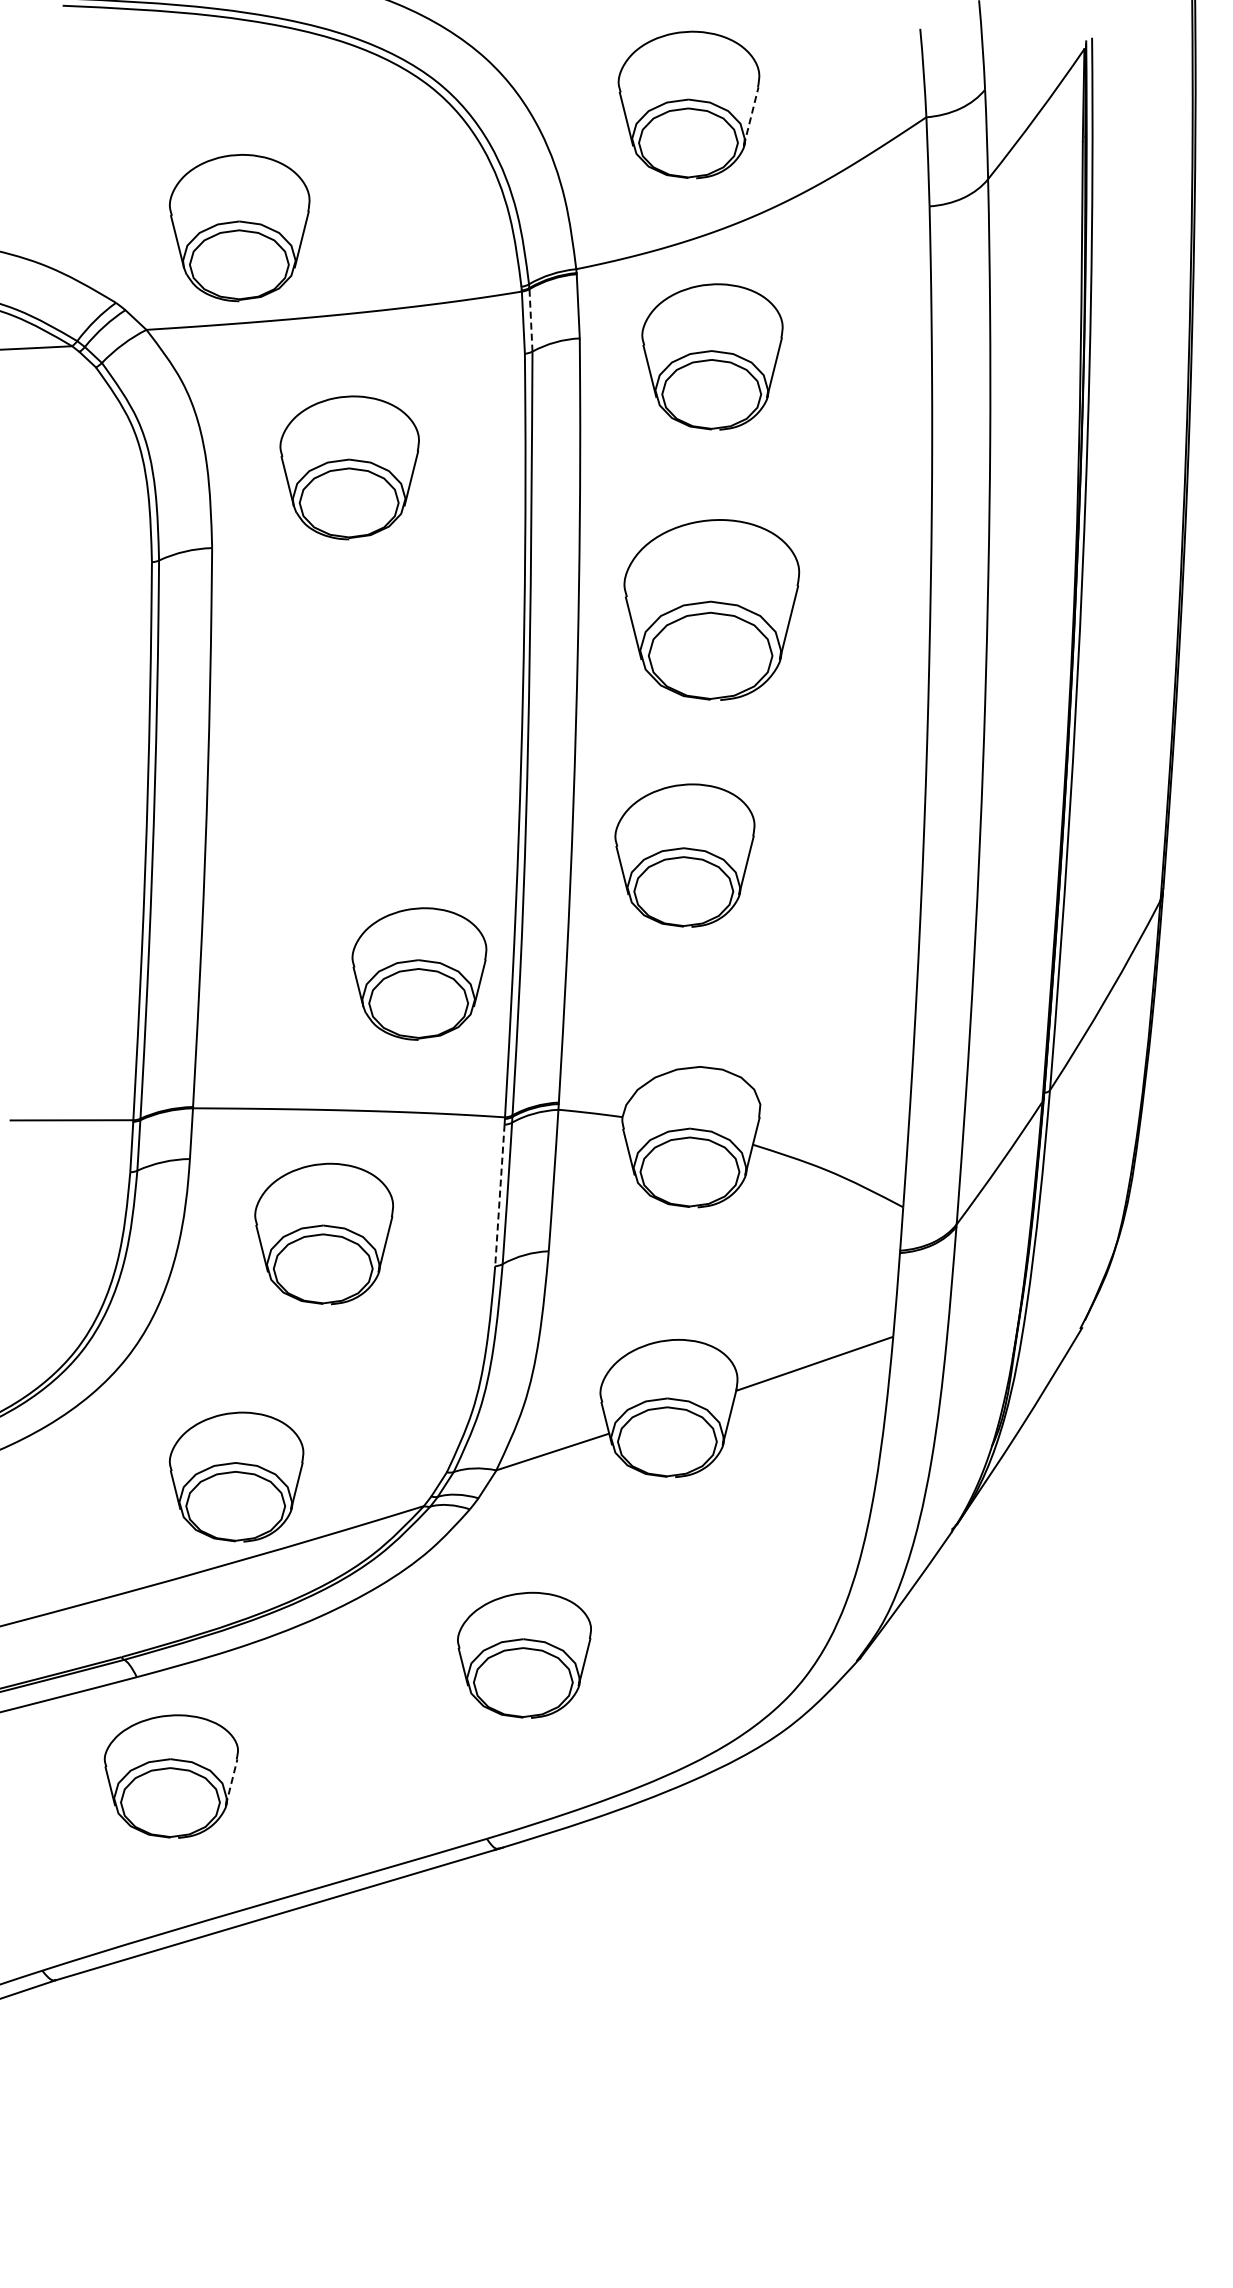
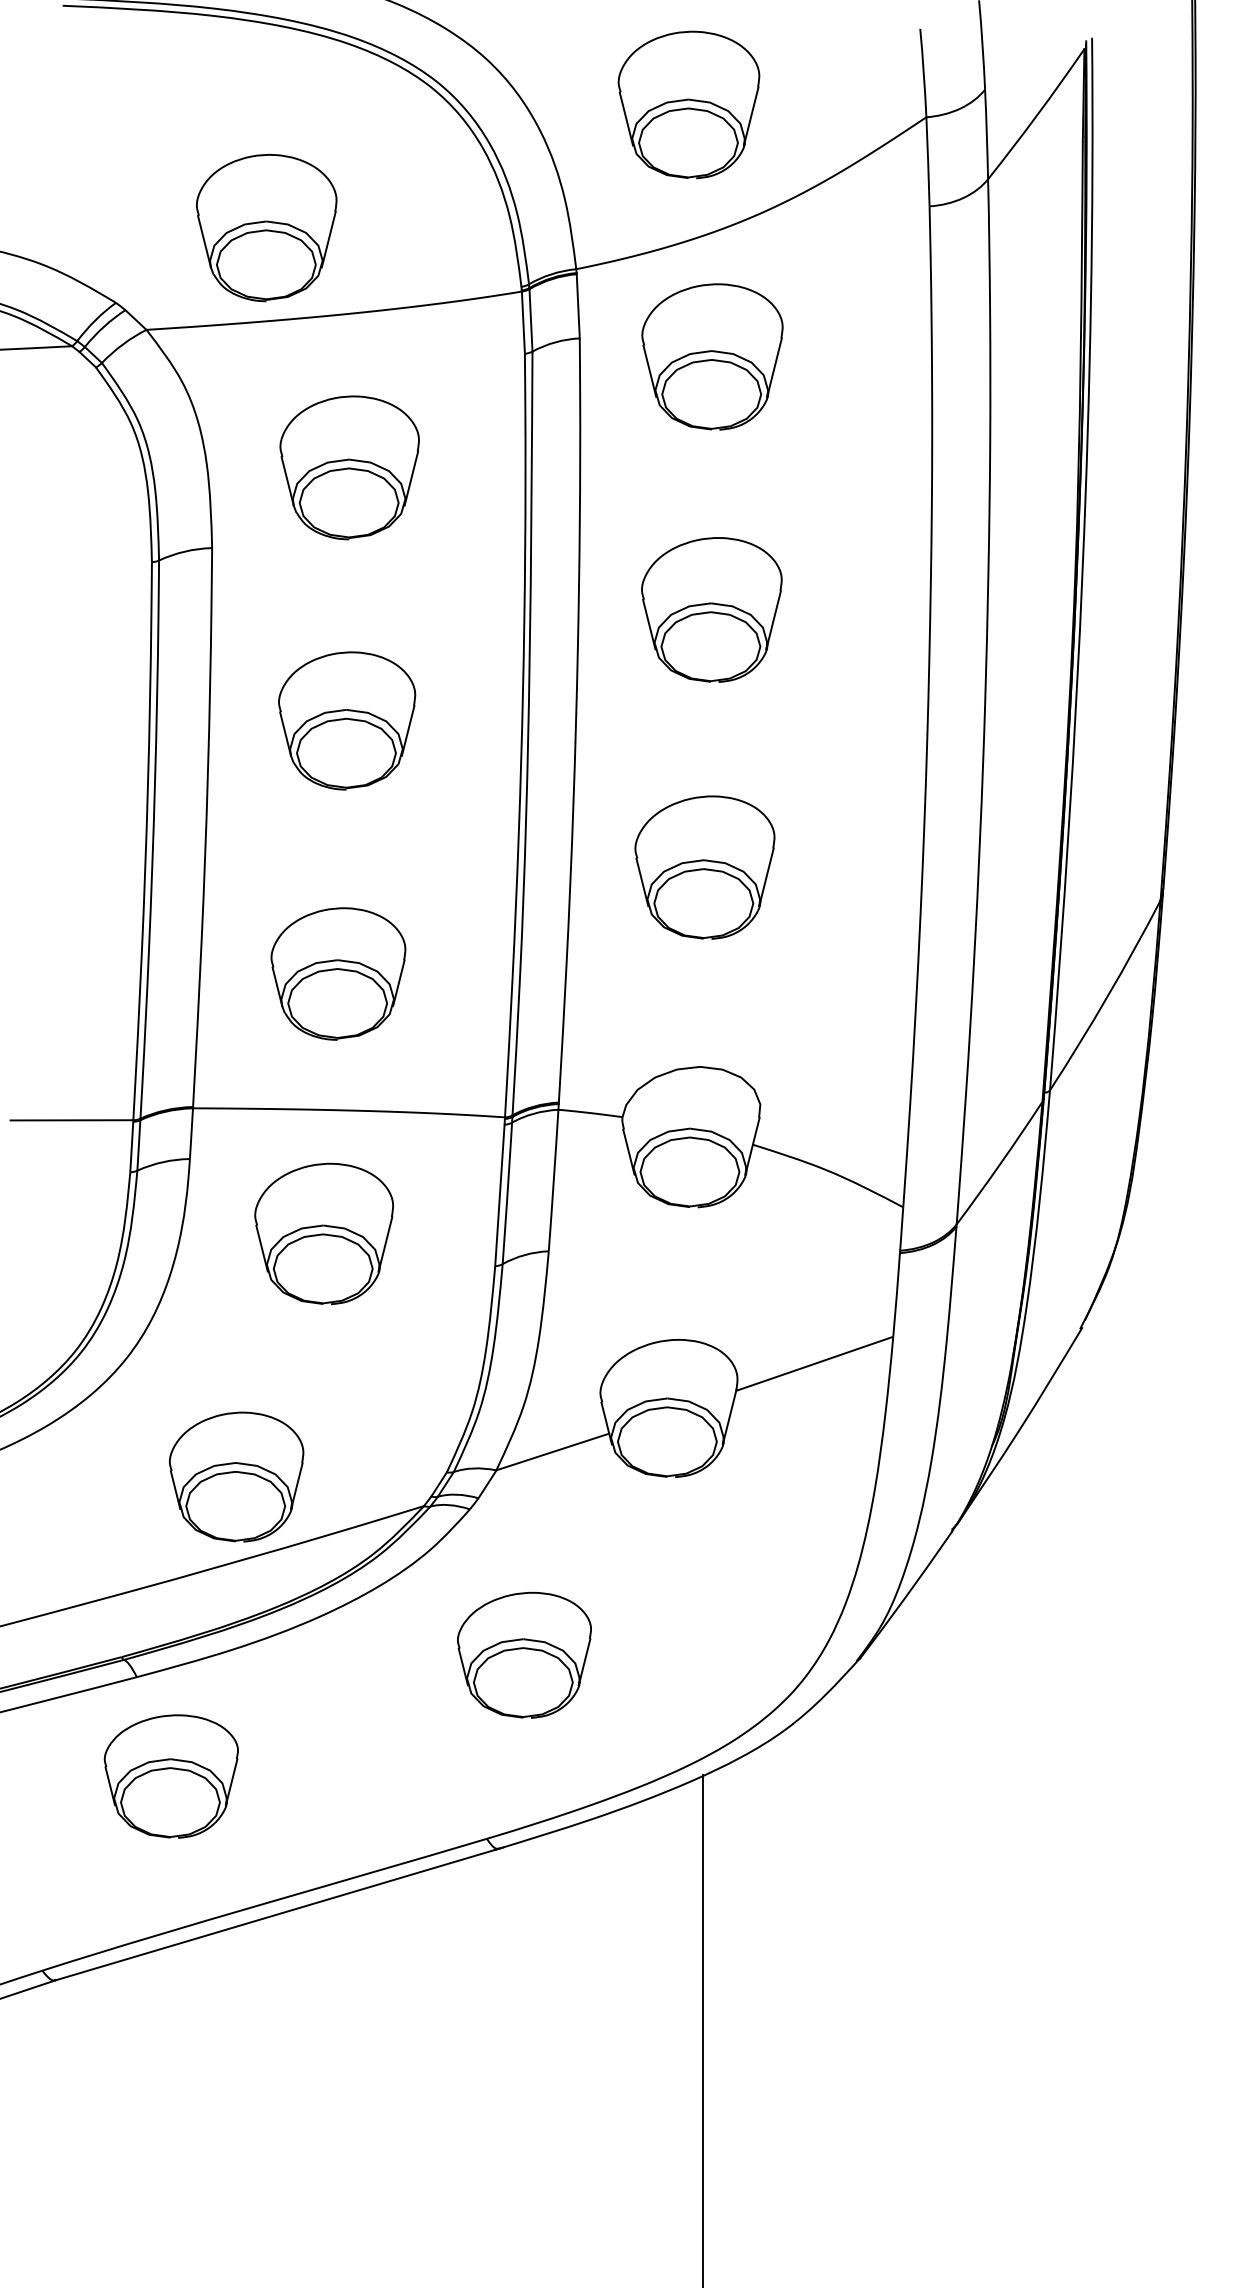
line: dashed -> solid (751, 115)
part position: (239, 228) -> (266, 228) (266, 228)
line: dashed -> solid (530, 319)
part size: 178x182 px -> 142x146 px (711, 609)
part: none -> present (347, 720)
part position: (684, 855) -> (704, 867) (704, 867)
part position: (419, 973) -> (338, 973) (338, 973)
line: dashed -> solid (499, 1195)
line: dashed -> solid (231, 1782)
line: none -> present (703, 2029)
